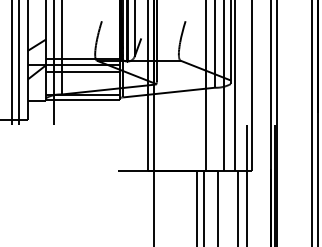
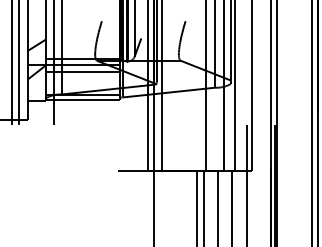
line: none -> present (162, 86)
line position: (237, 207) -> (231, 207) (231, 207)
